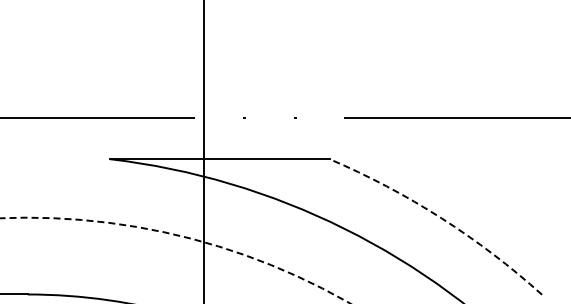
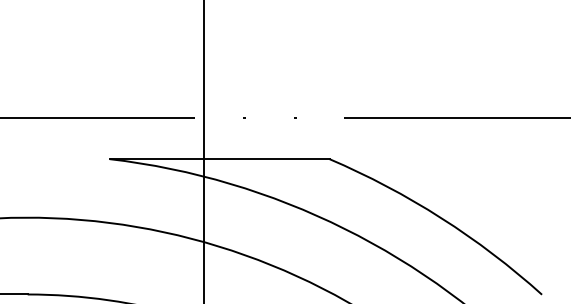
arc: dashed -> solid (441, 218)
arc: dashed -> solid (182, 236)
